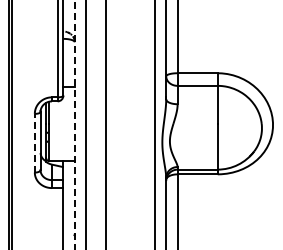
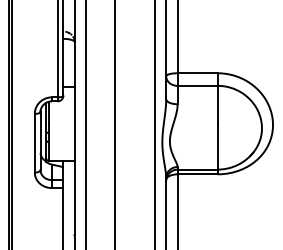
line position: (105, 124) -> (114, 124) (114, 124)
line: dashed -> solid (74, 125)
line: dashed -> solid (34, 142)
